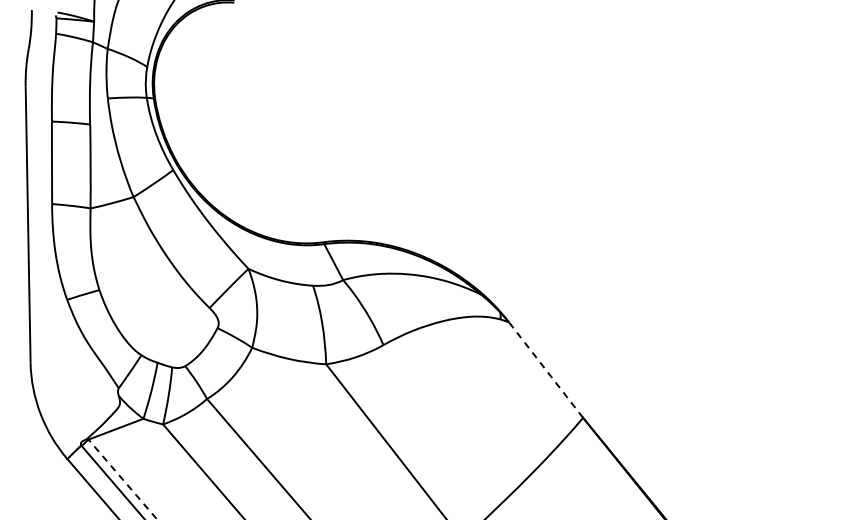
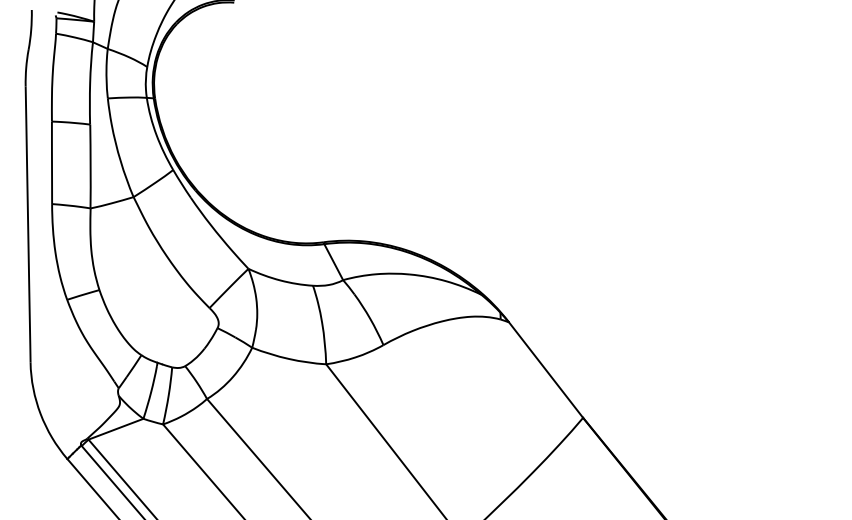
line: dashed -> solid (545, 369)
line: dashed -> solid (122, 479)
